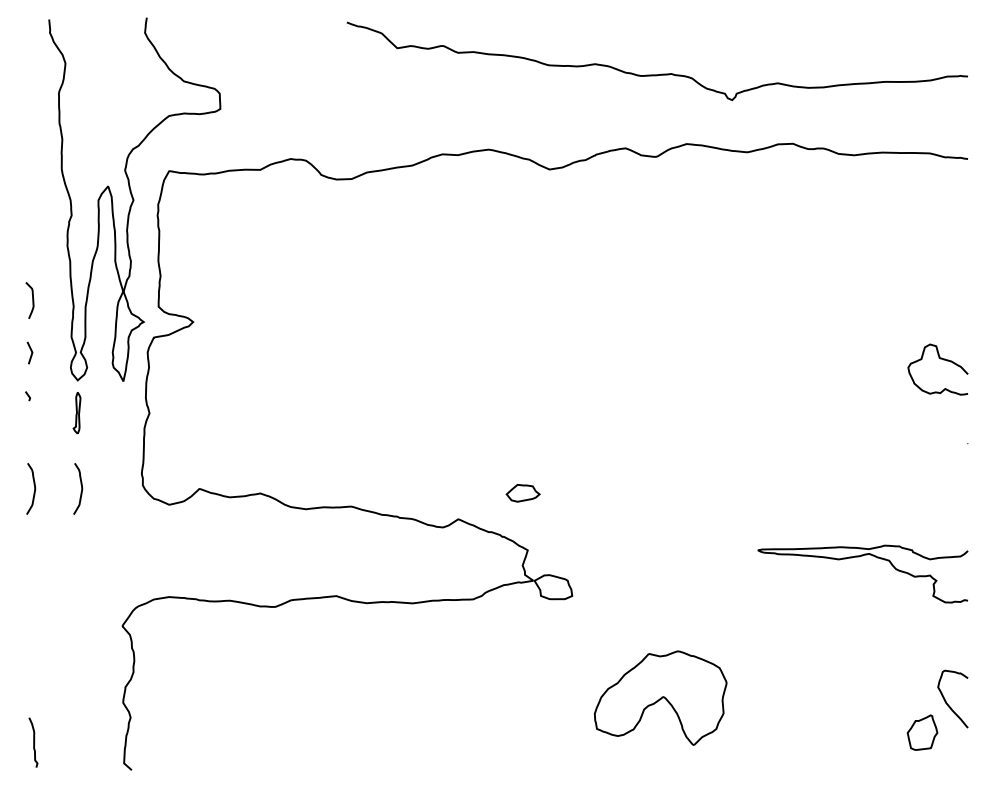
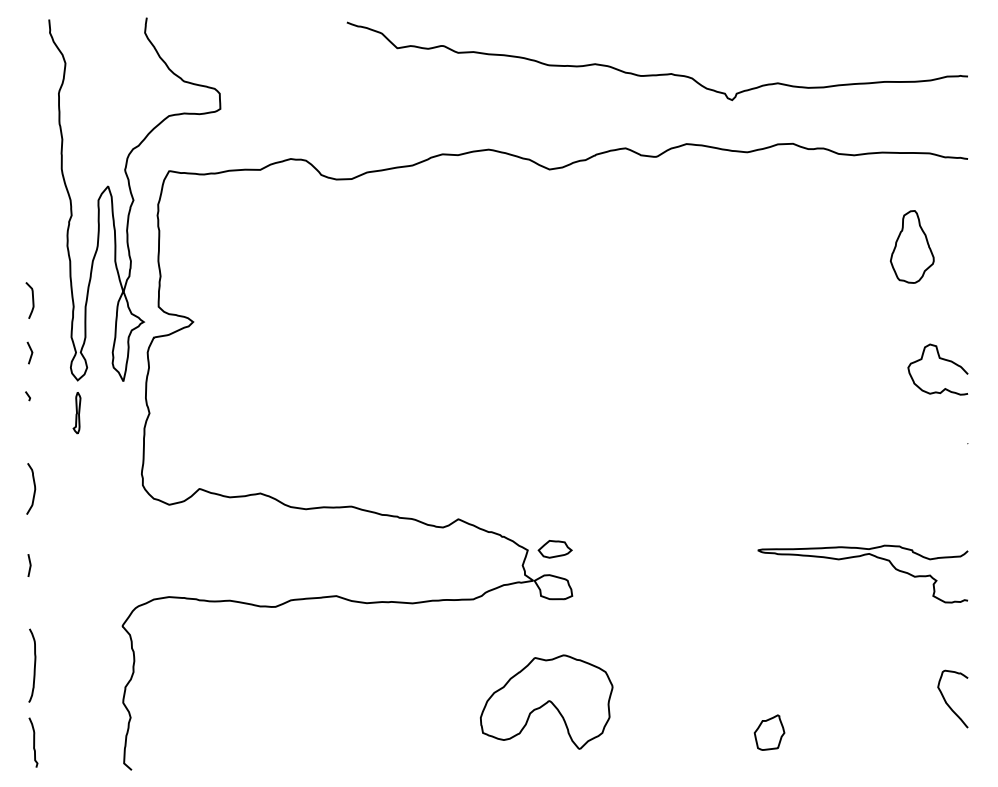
part: none -> present (911, 246)
curve: present -> none (81, 488)
part position: (522, 493) -> (554, 549) (554, 549)
line: none -> present (29, 565)
curve: none -> present (34, 665)
part position: (660, 697) -> (546, 701) (546, 701)
part position: (922, 732) -> (769, 732) (769, 732)
